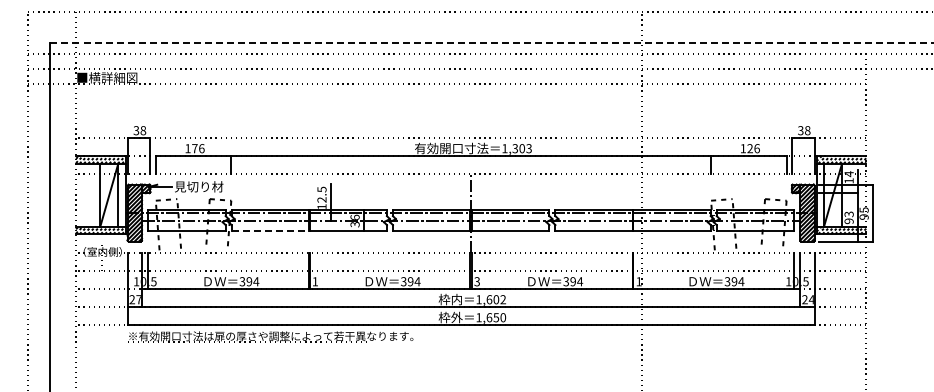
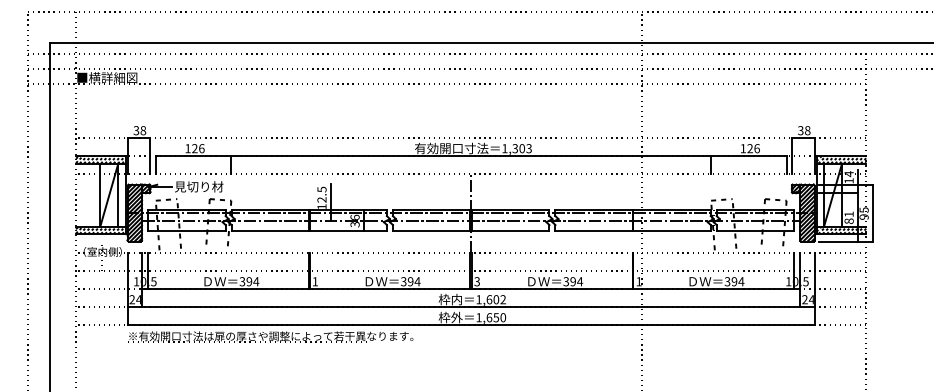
line: dashed -> solid (492, 43)
text: 176 -> 126 (194, 148)
text: 93 -> 81 (848, 217)
line: dashed -> solid (270, 231)
text: 27 -> 24 (138, 299)
